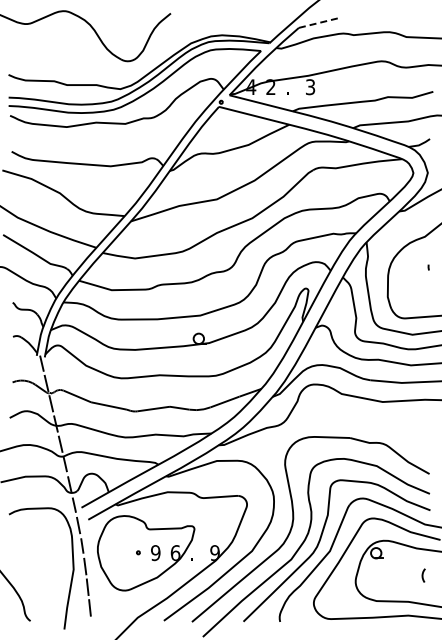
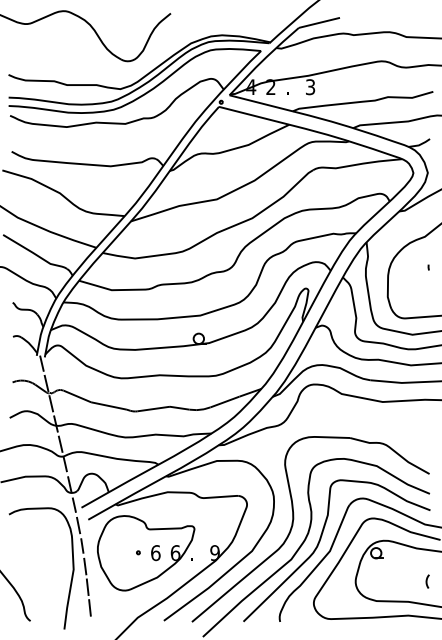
line: dashed -> solid (319, 22)
text: 9 -> 6 (155, 553)
curve position: (423, 575) -> (427, 581) (427, 581)
